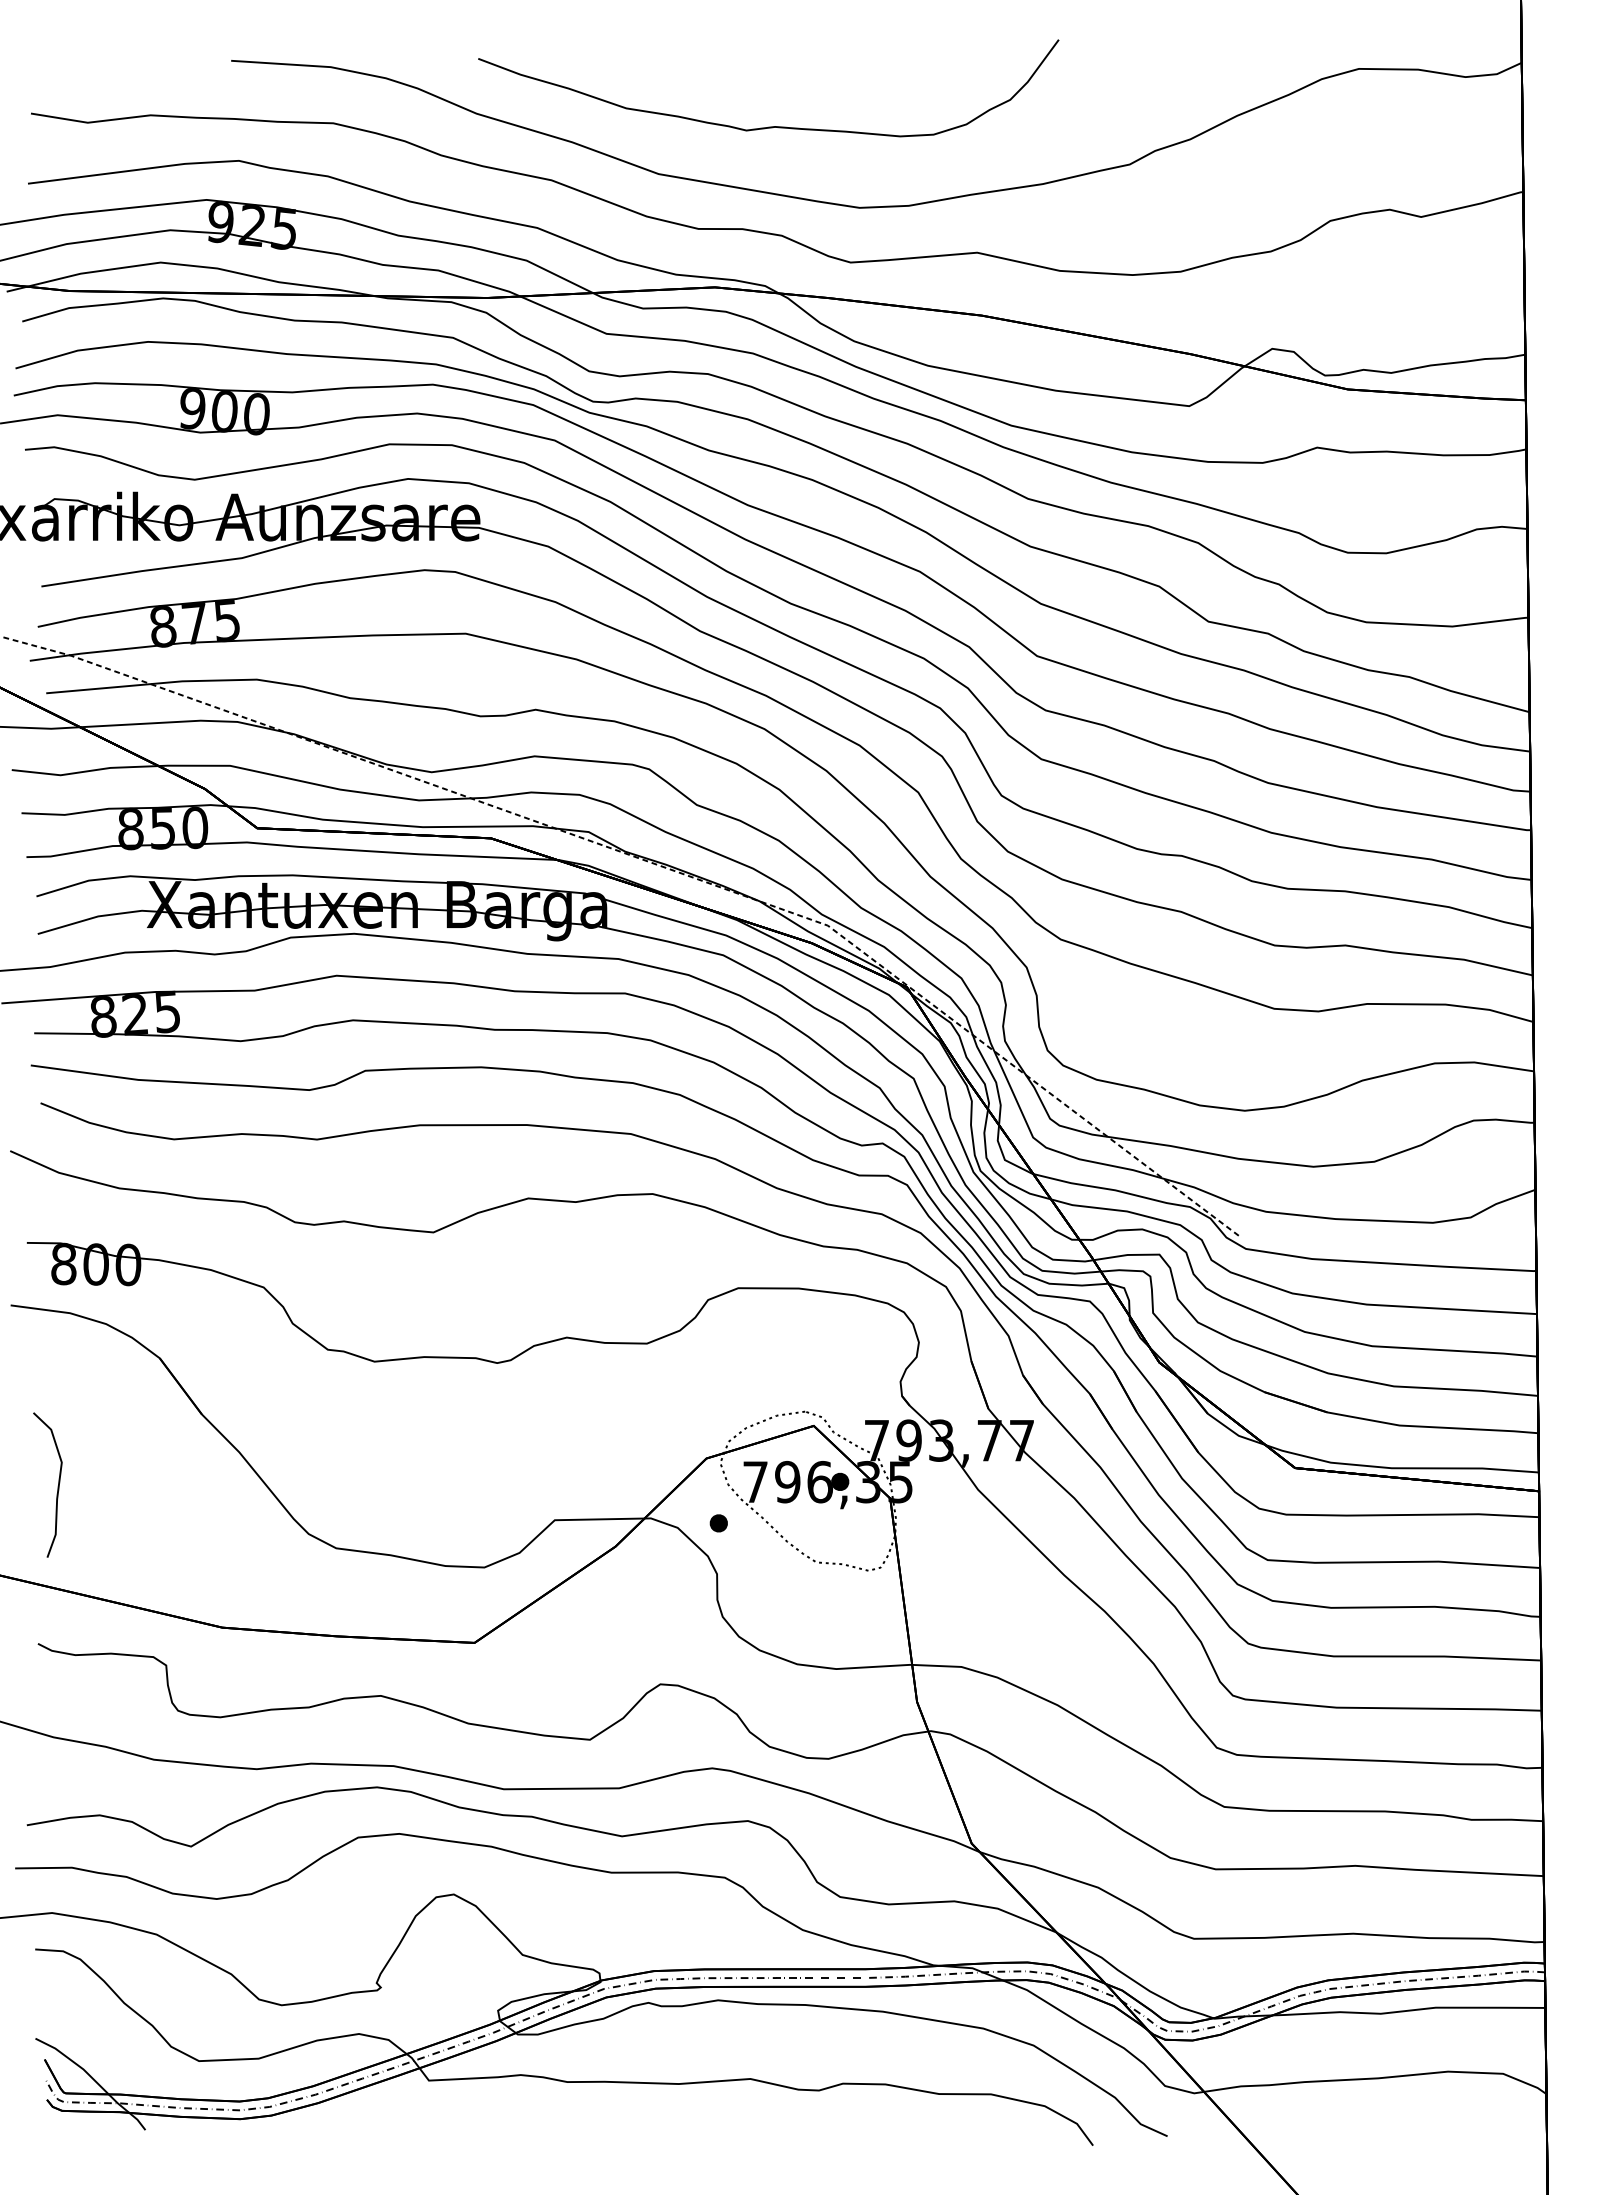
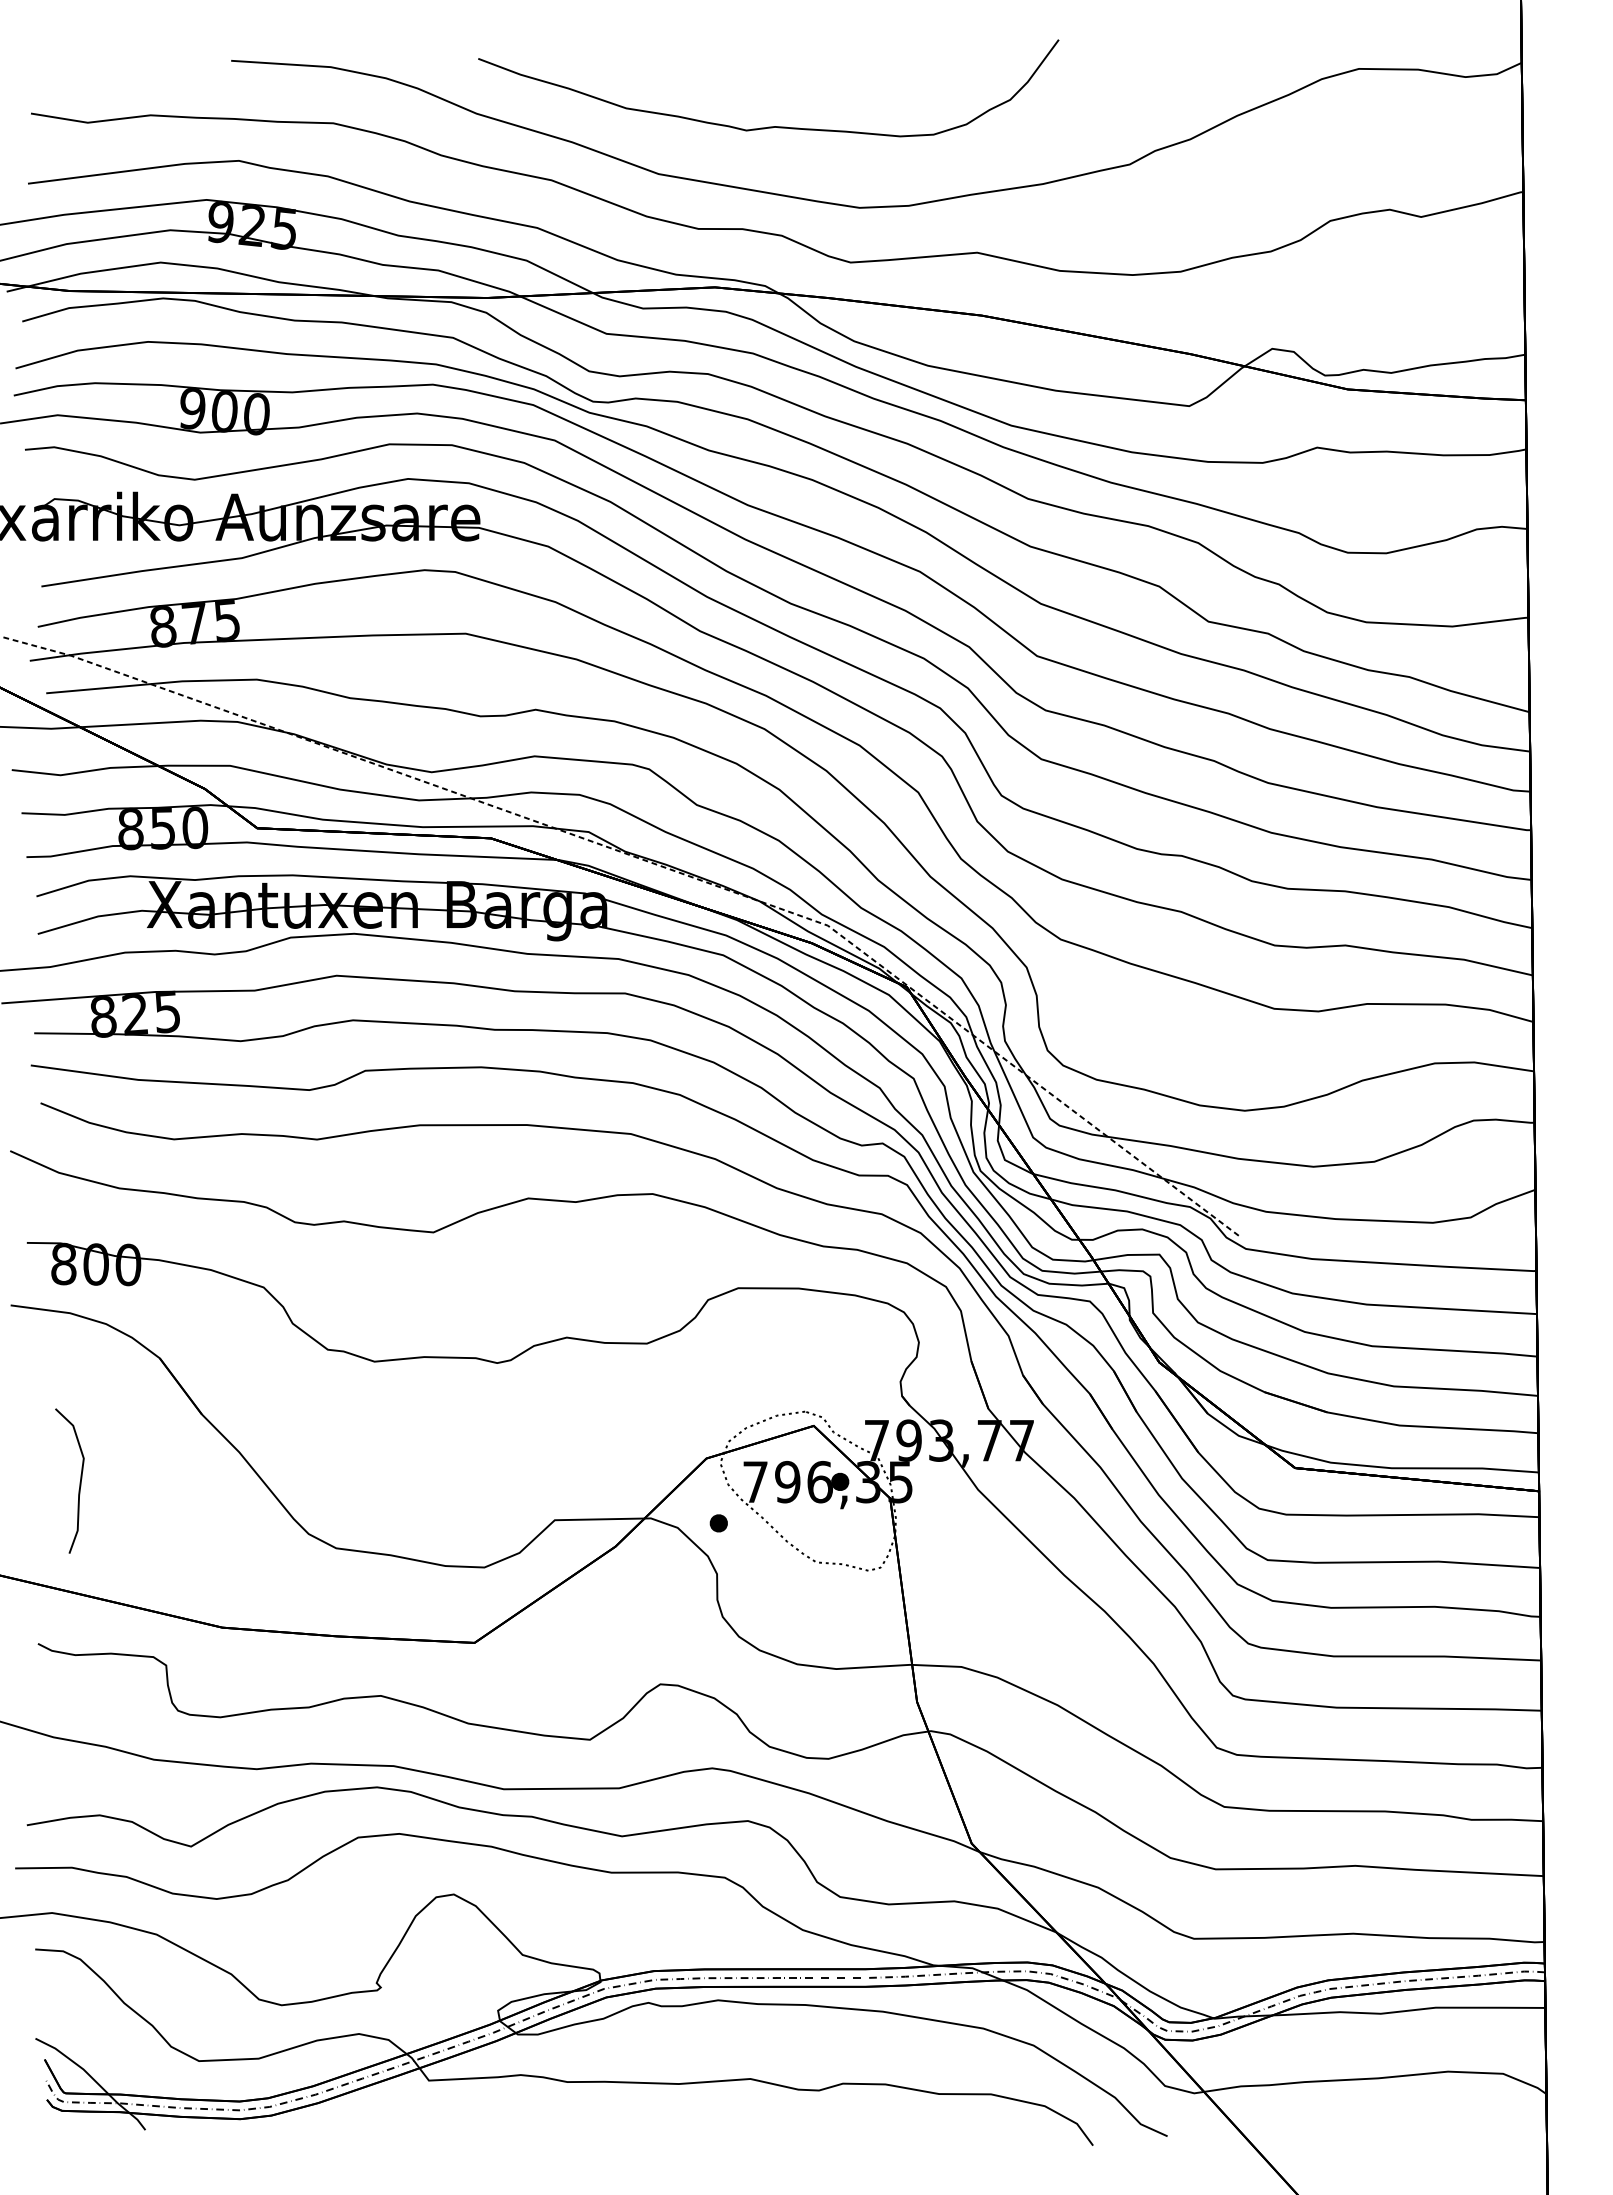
curve position: (57, 1486) -> (79, 1482) (79, 1482)
